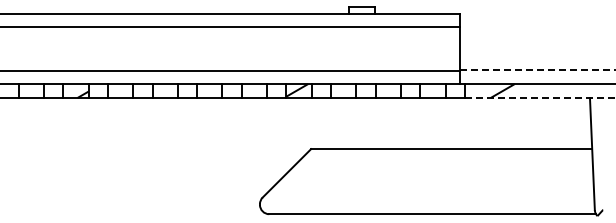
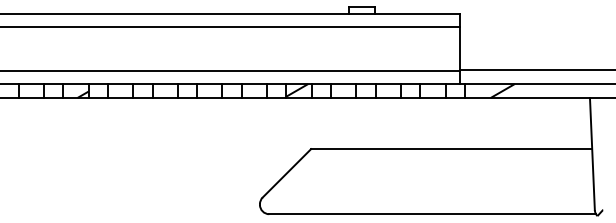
line: dashed -> solid (538, 70)
line: dashed -> solid (540, 98)
